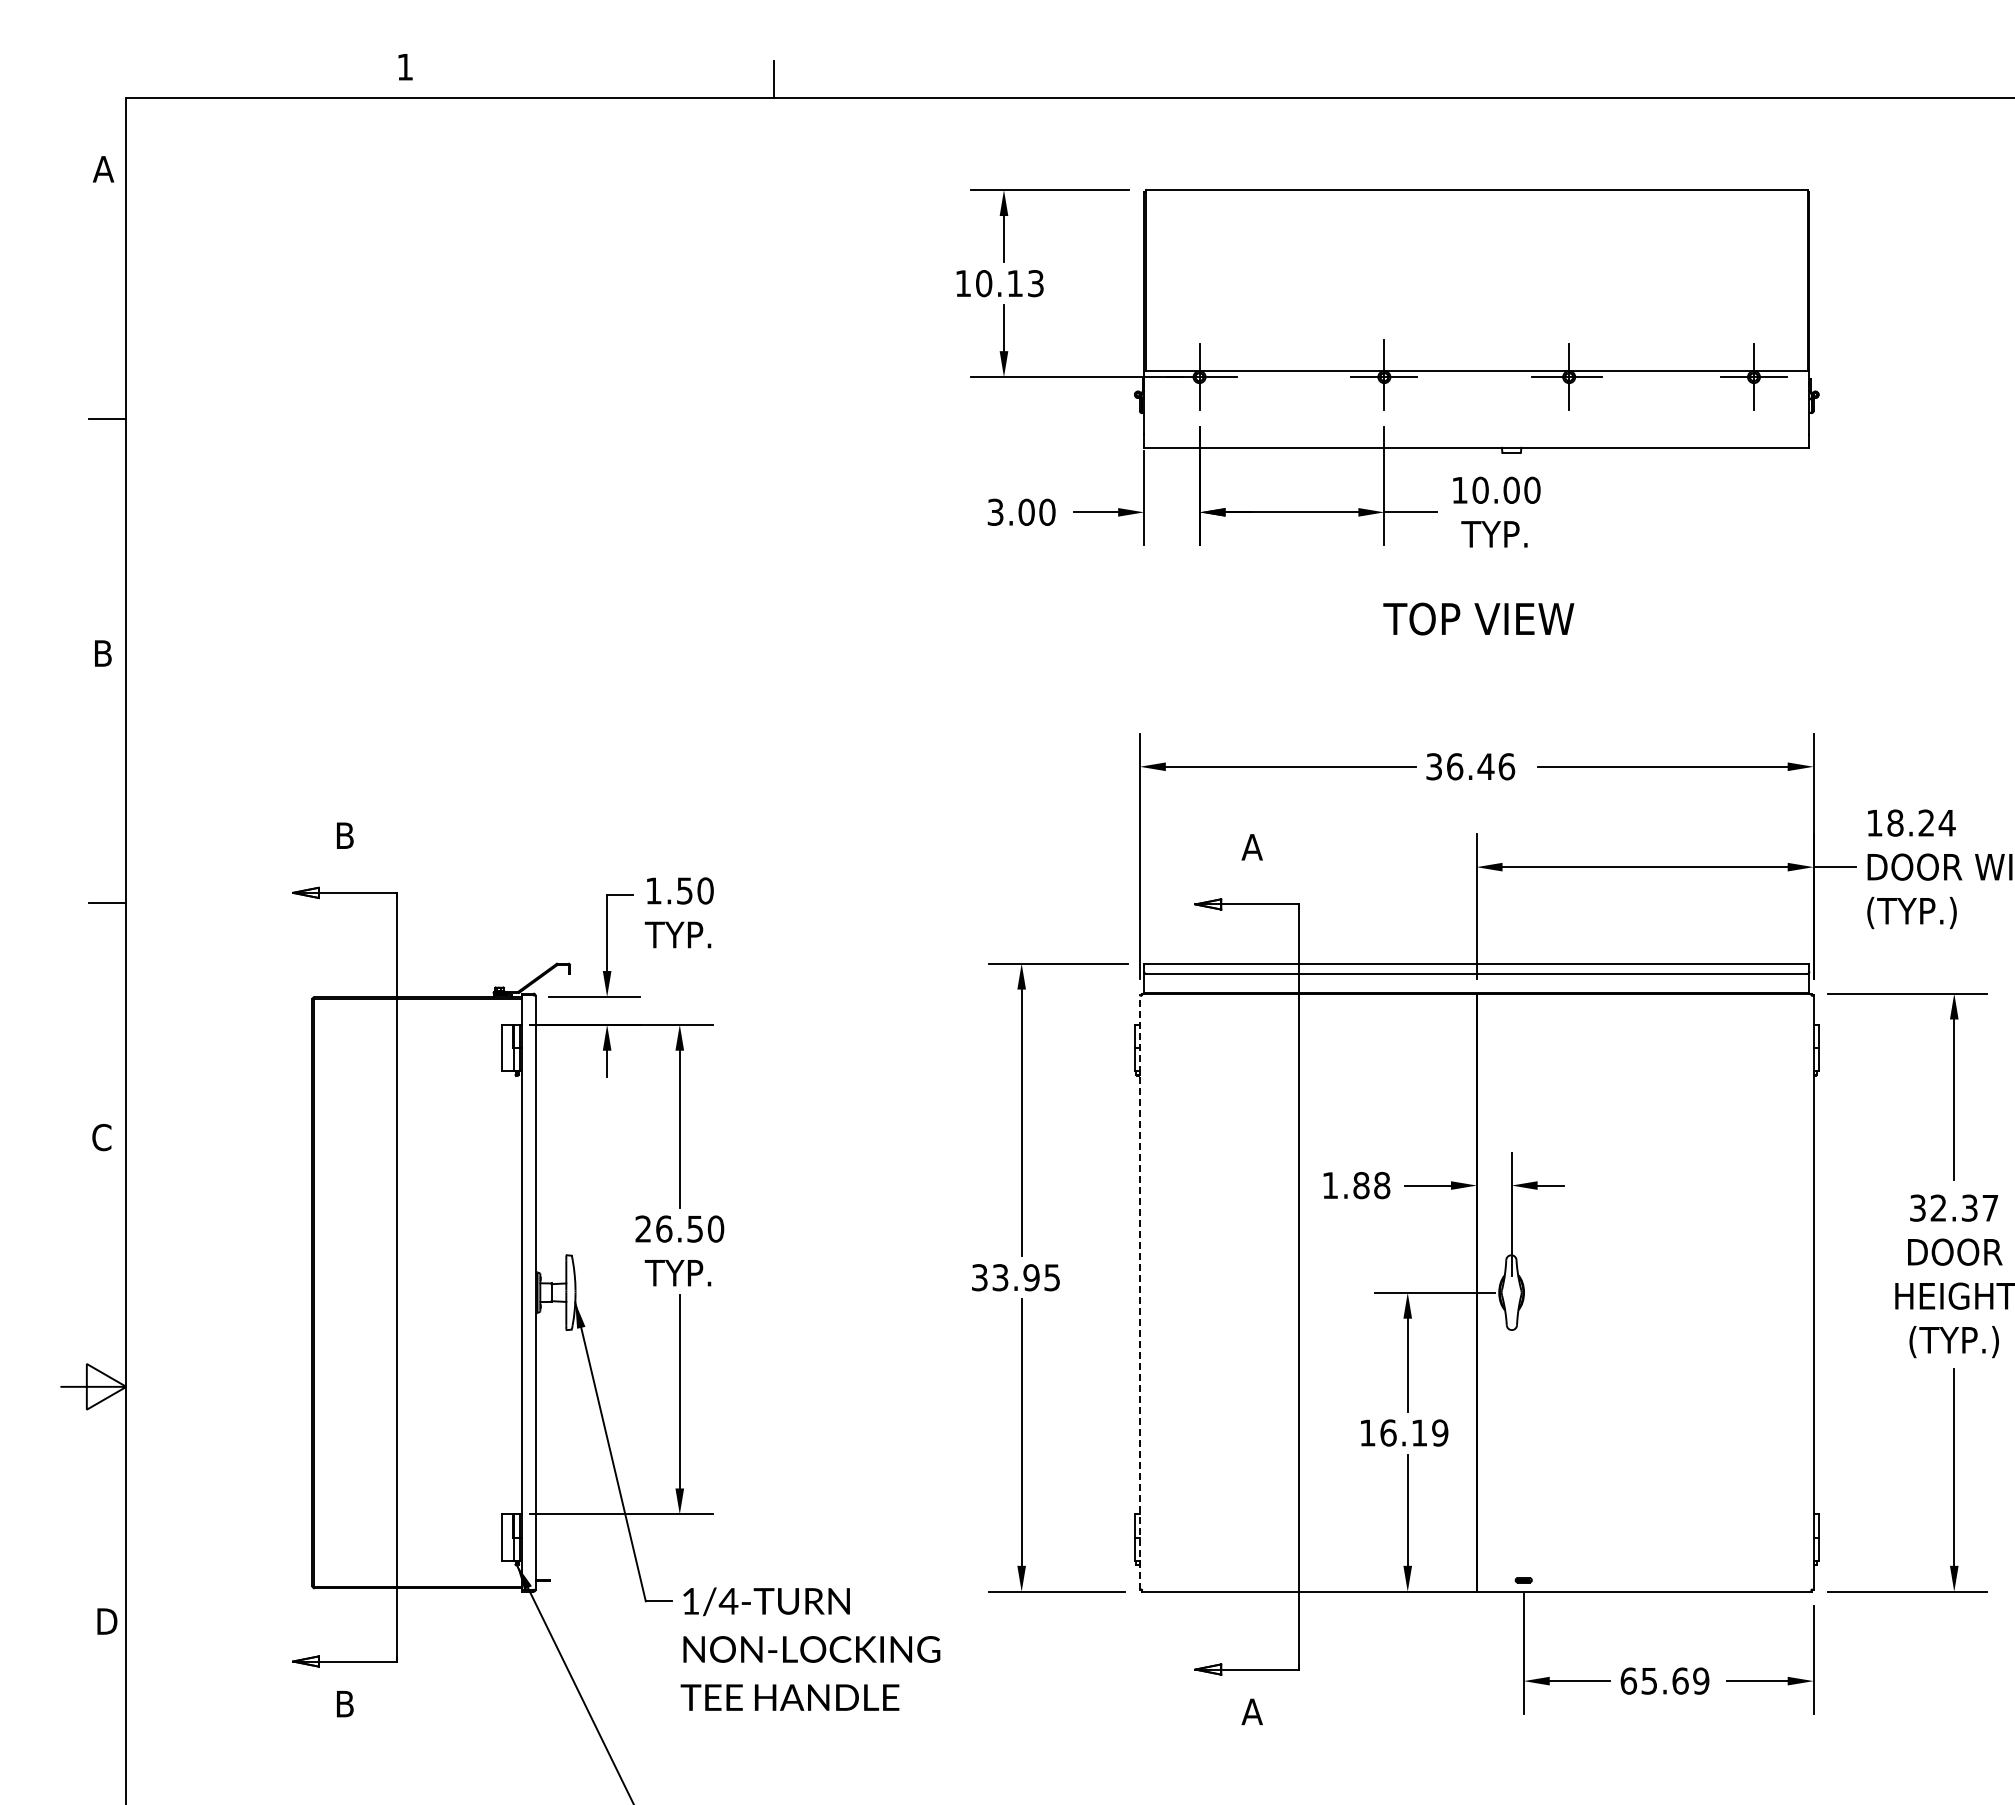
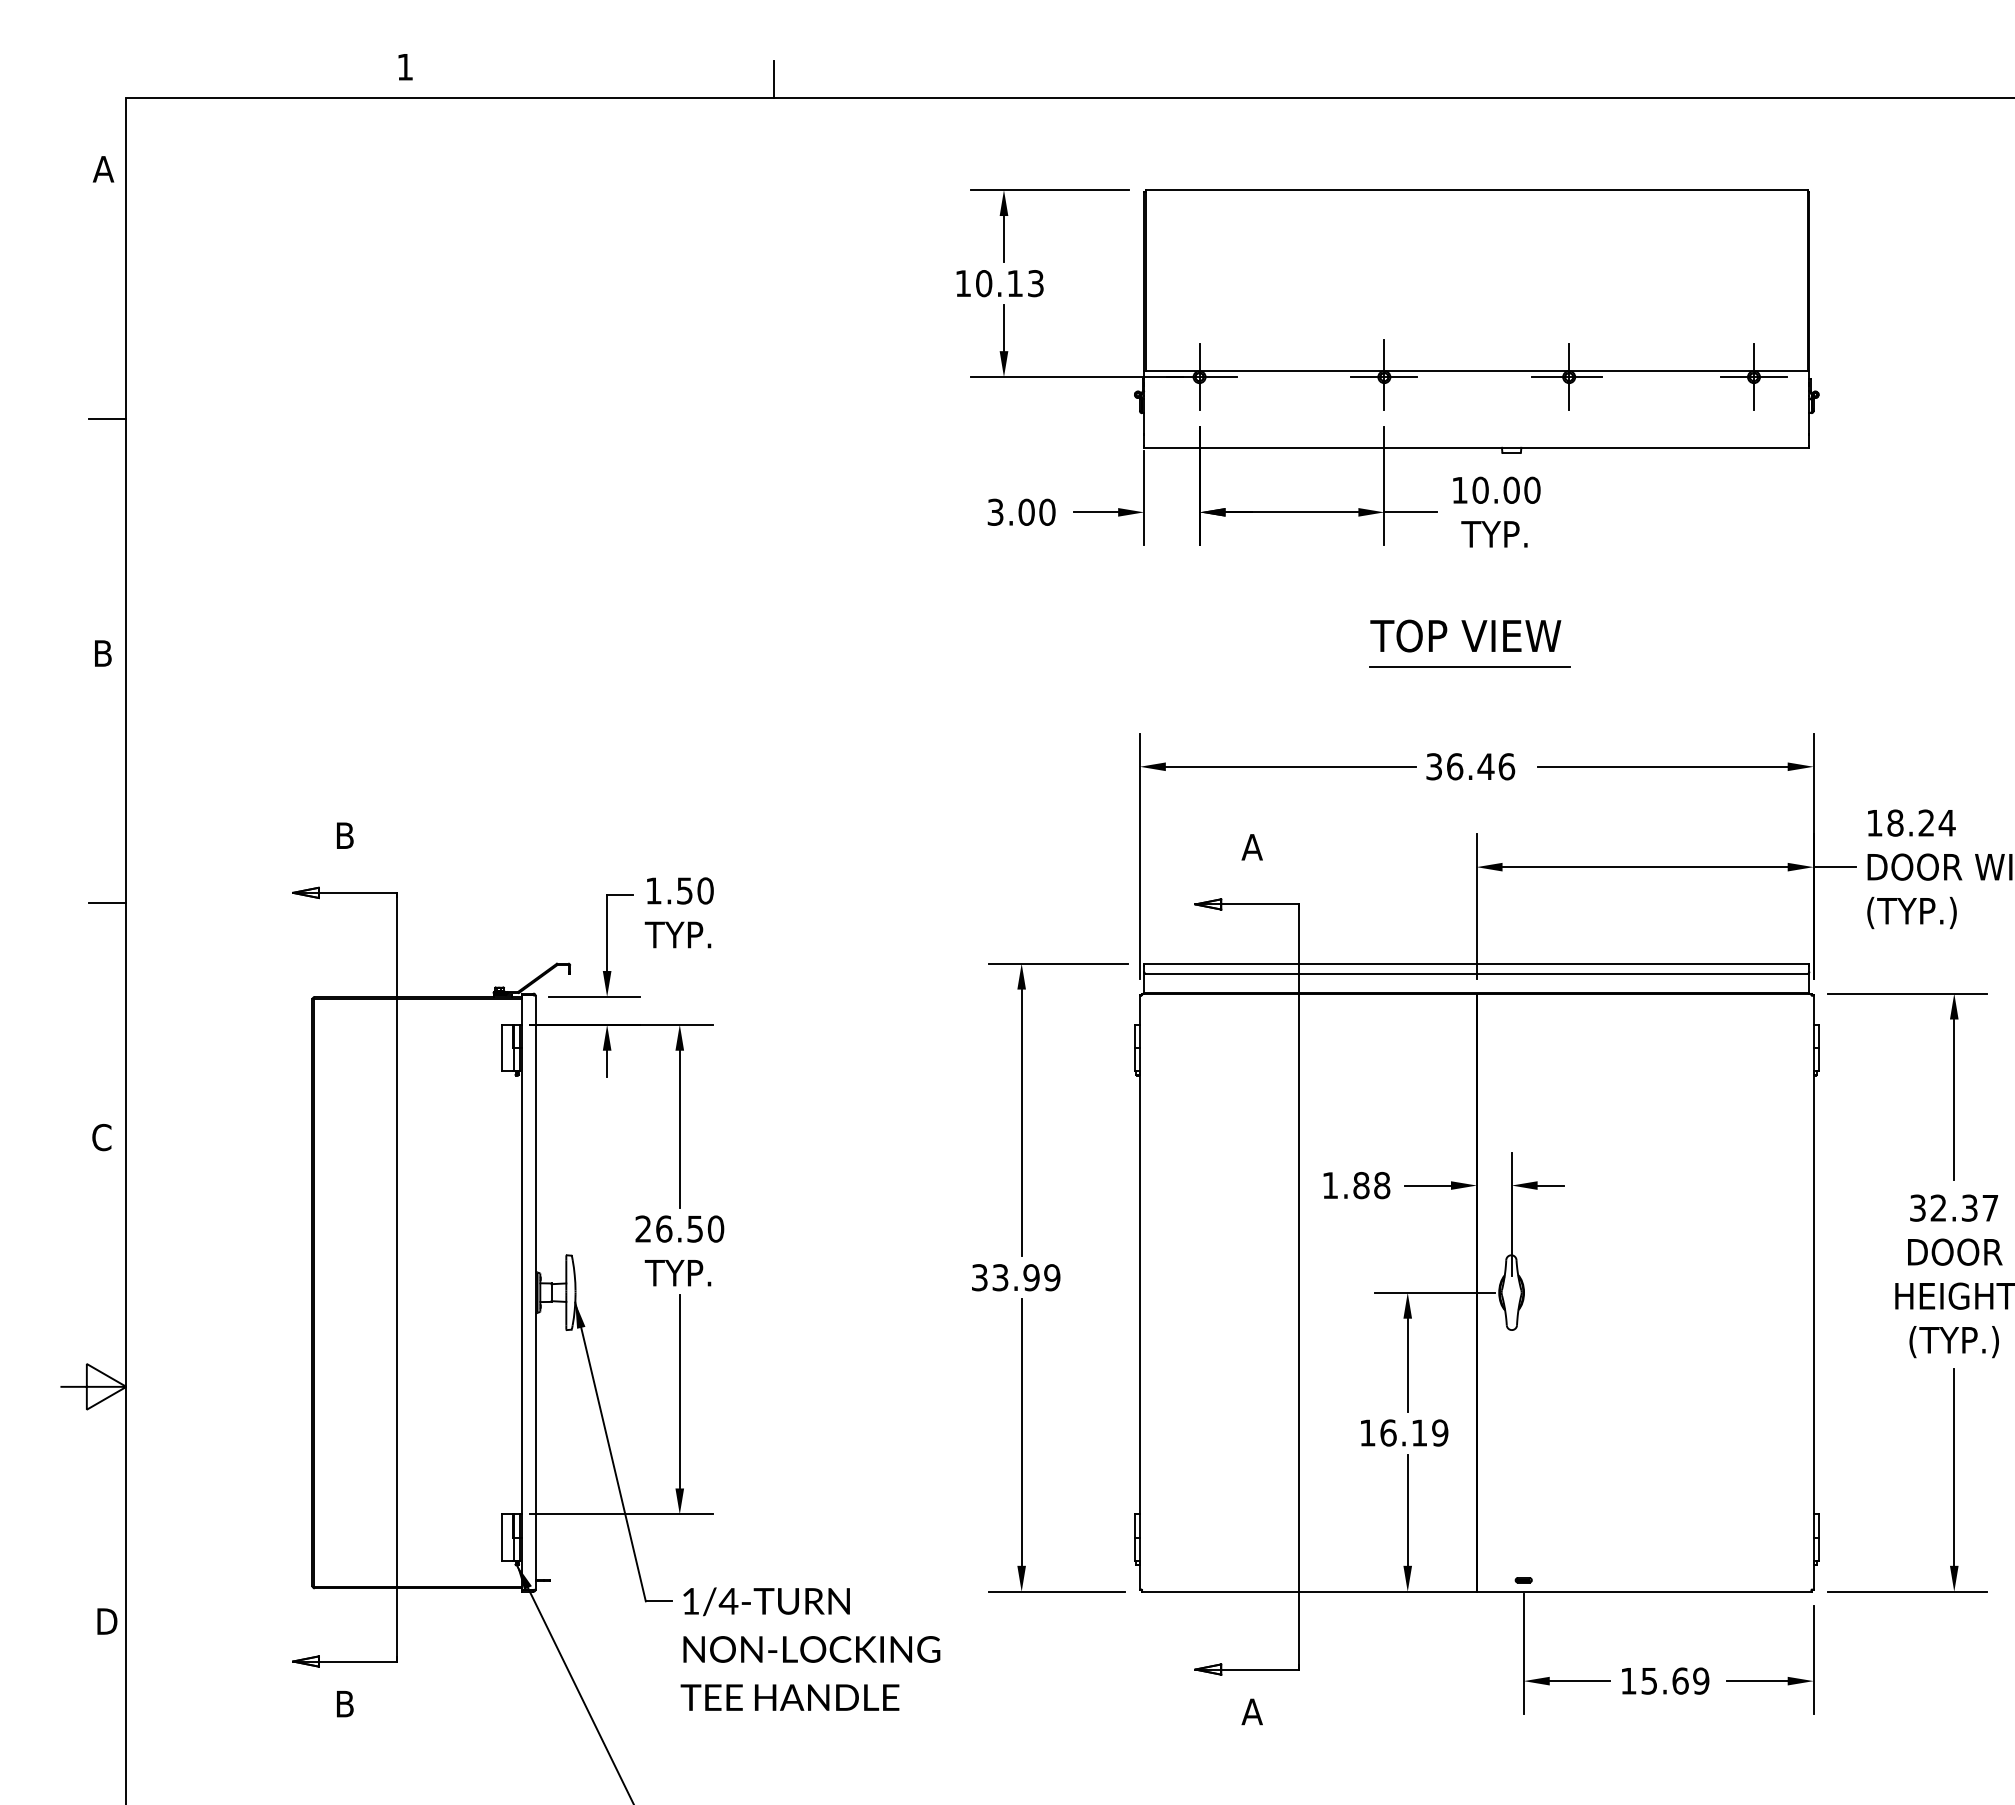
text position: (1478, 618) -> (1465, 635) (1465, 635)
line: none -> present (1470, 667)
text: 33.95 -> 33.99 (1052, 1277)
line: dashed -> solid (1139, 1292)
text: 65.69 -> 15.69 (1628, 1680)
